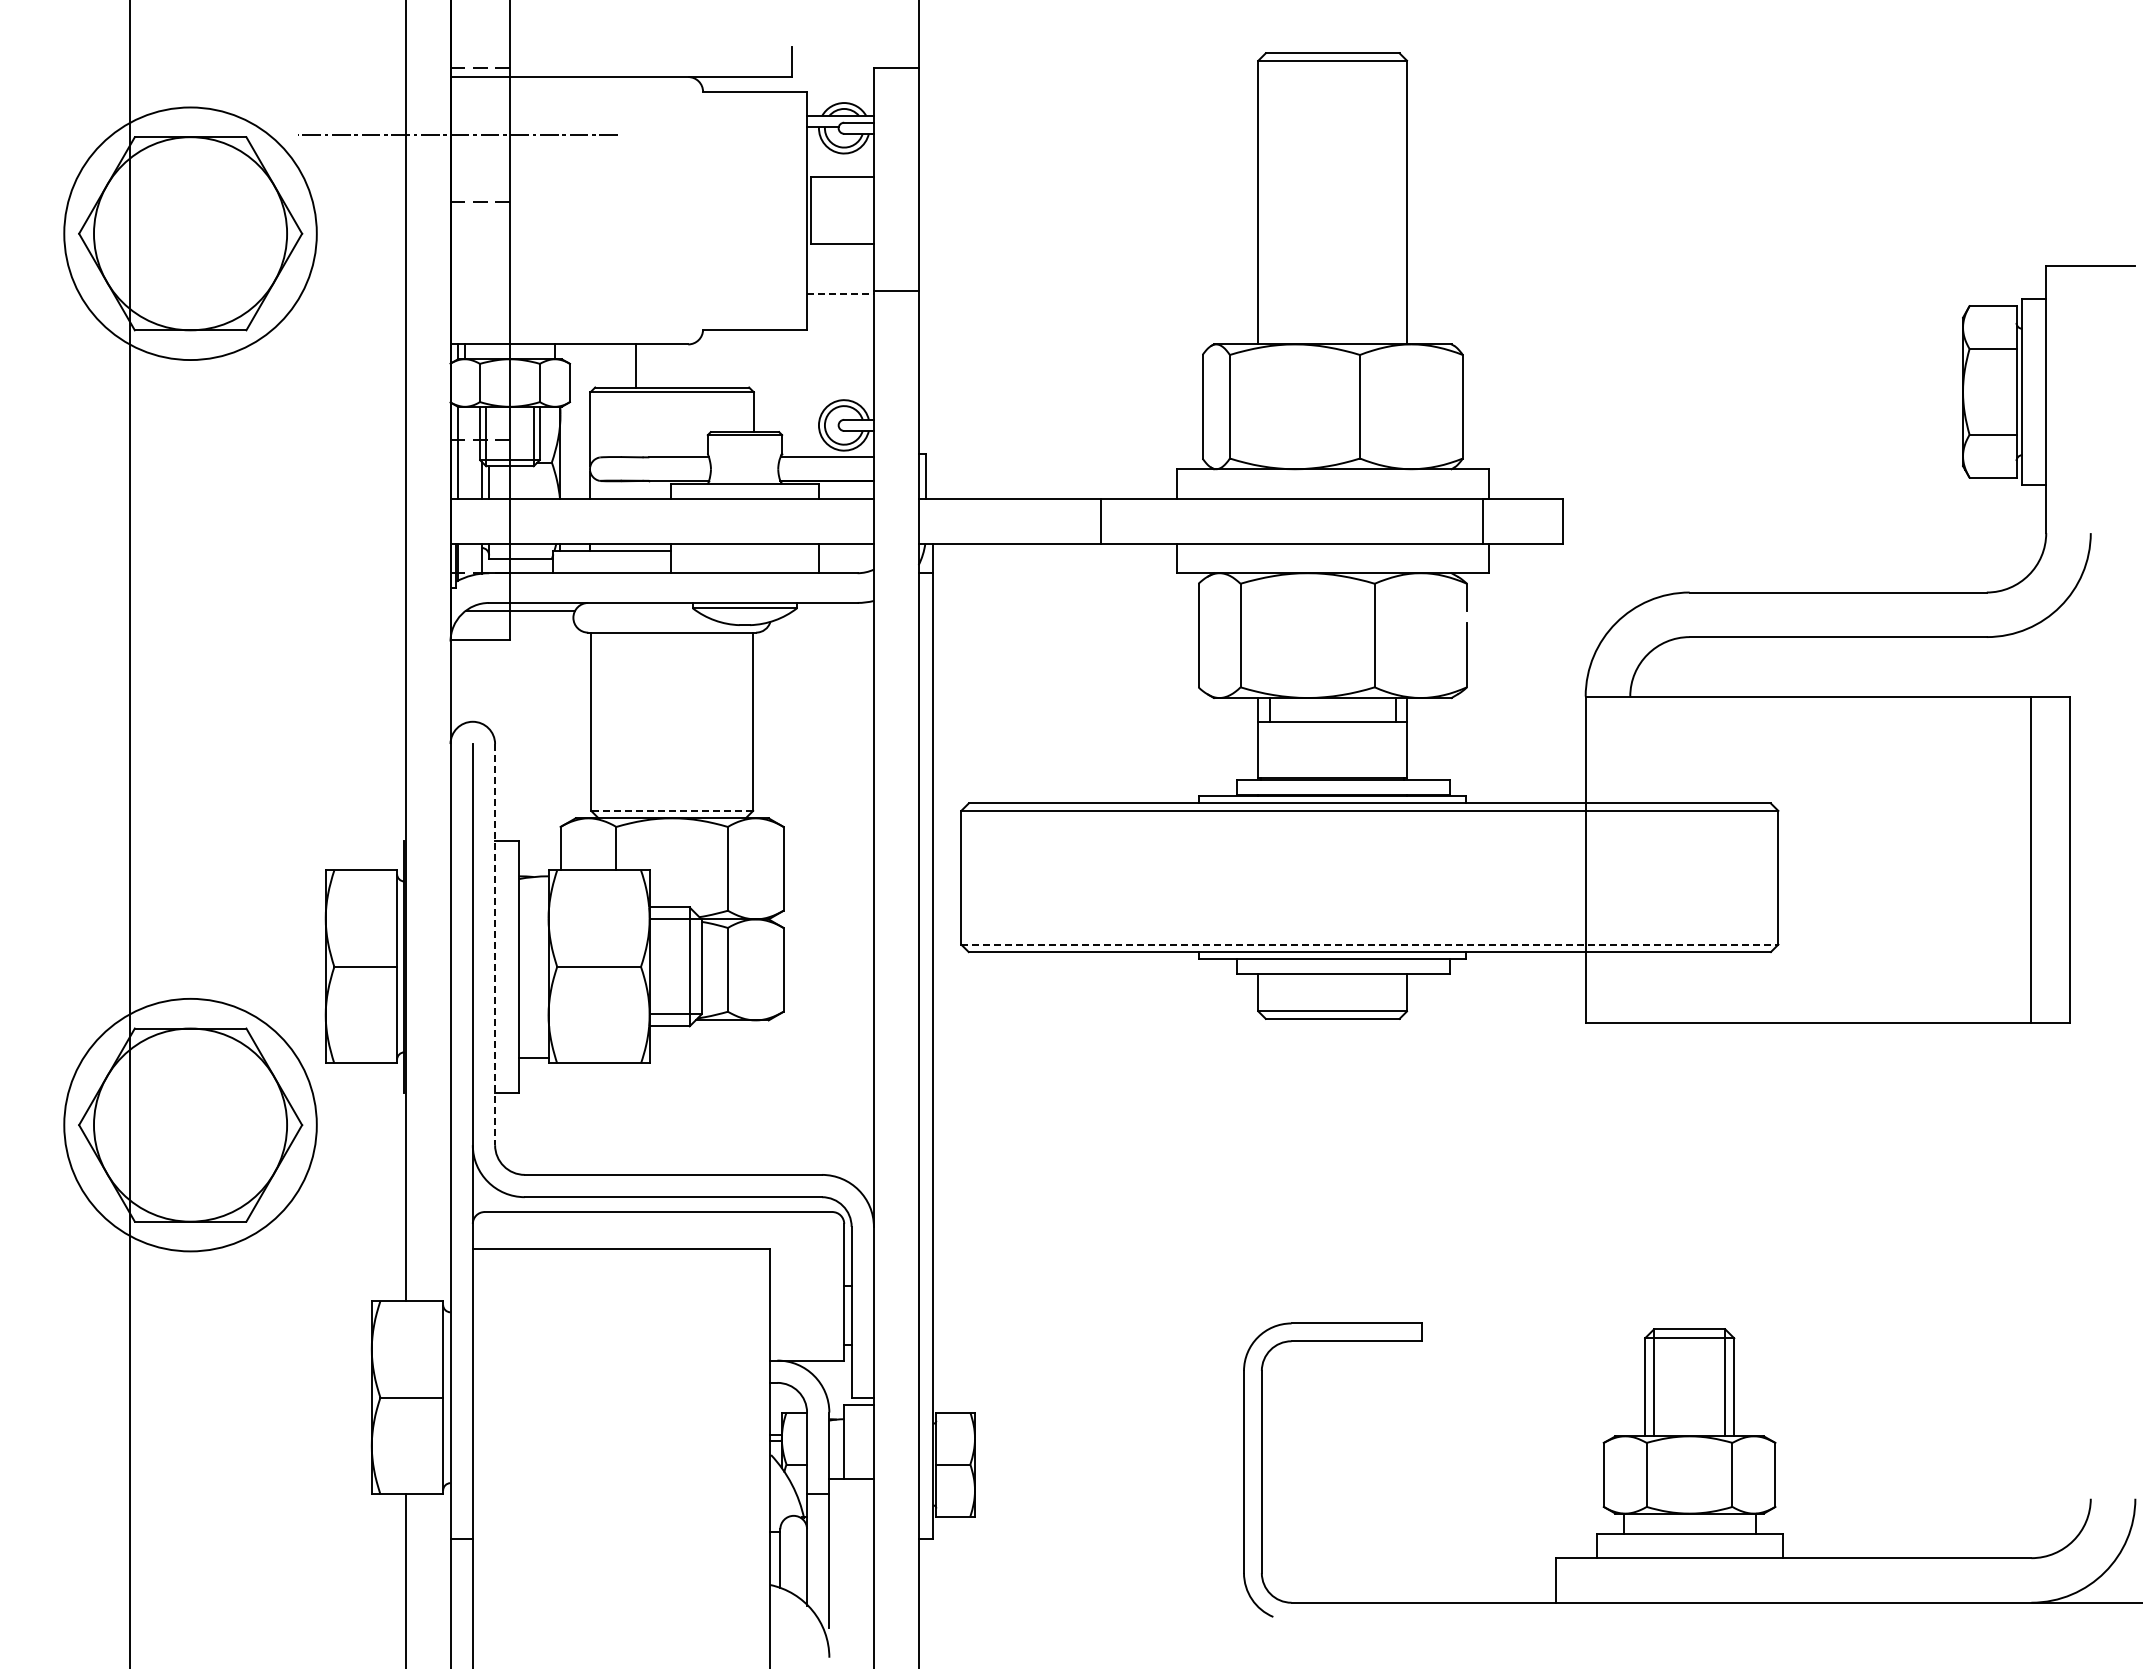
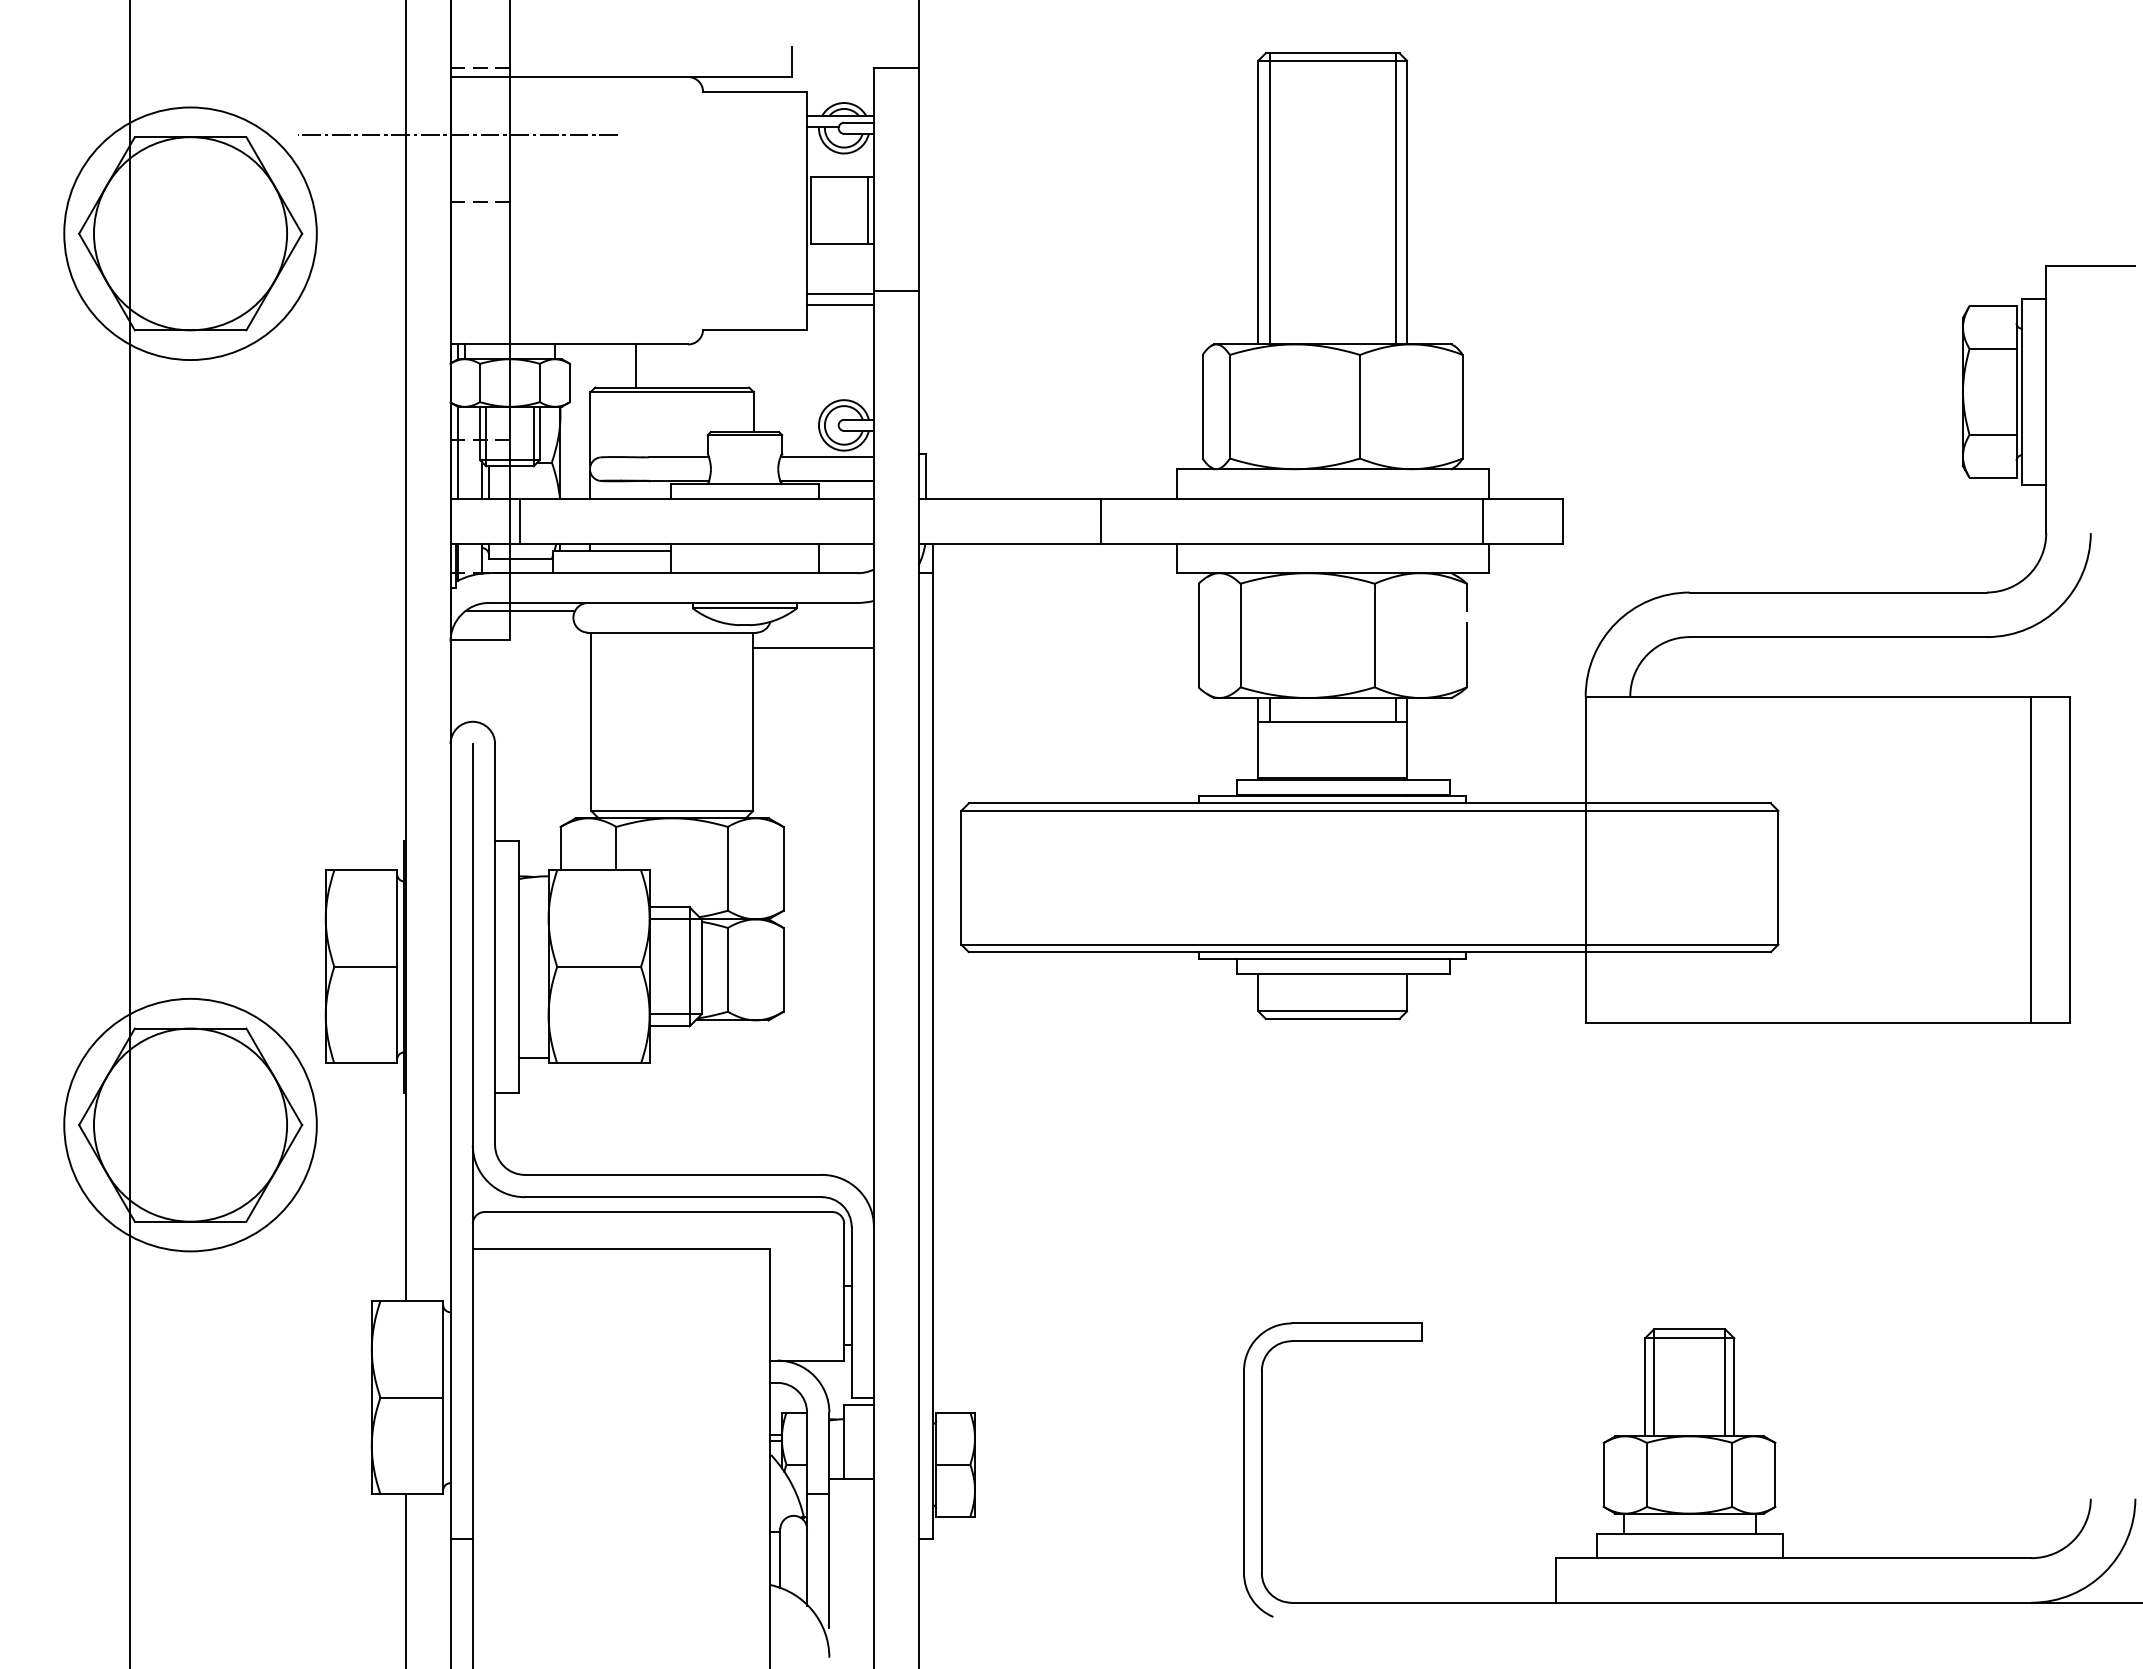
line: none -> present (1269, 198)
line: none -> present (1395, 198)
line: none -> present (867, 210)
line: dashed -> solid (841, 294)
line: none -> present (840, 305)
line: none -> present (520, 520)
line: none -> present (813, 648)
line: dashed -> solid (672, 810)
line: dashed -> solid (495, 944)
line: dashed -> solid (1369, 944)
